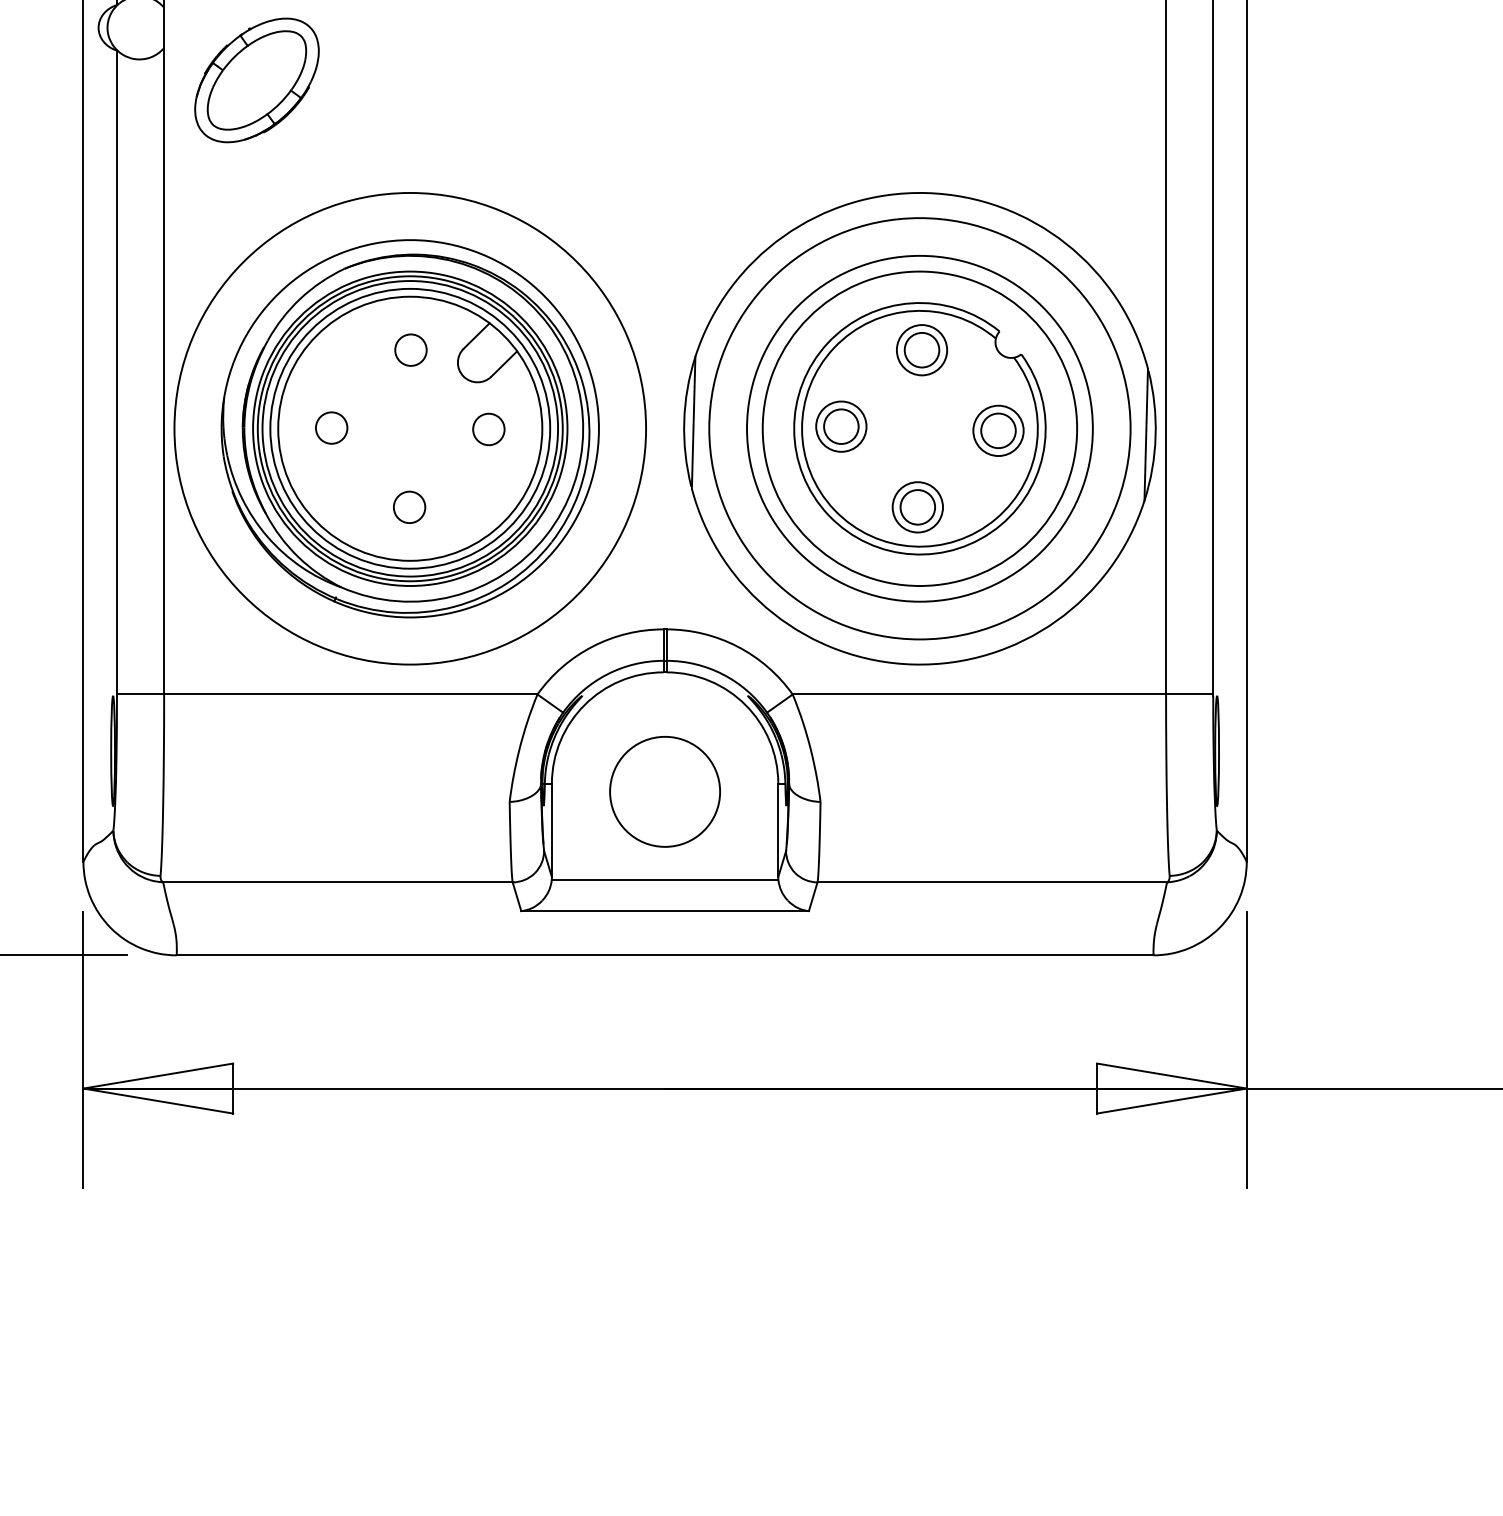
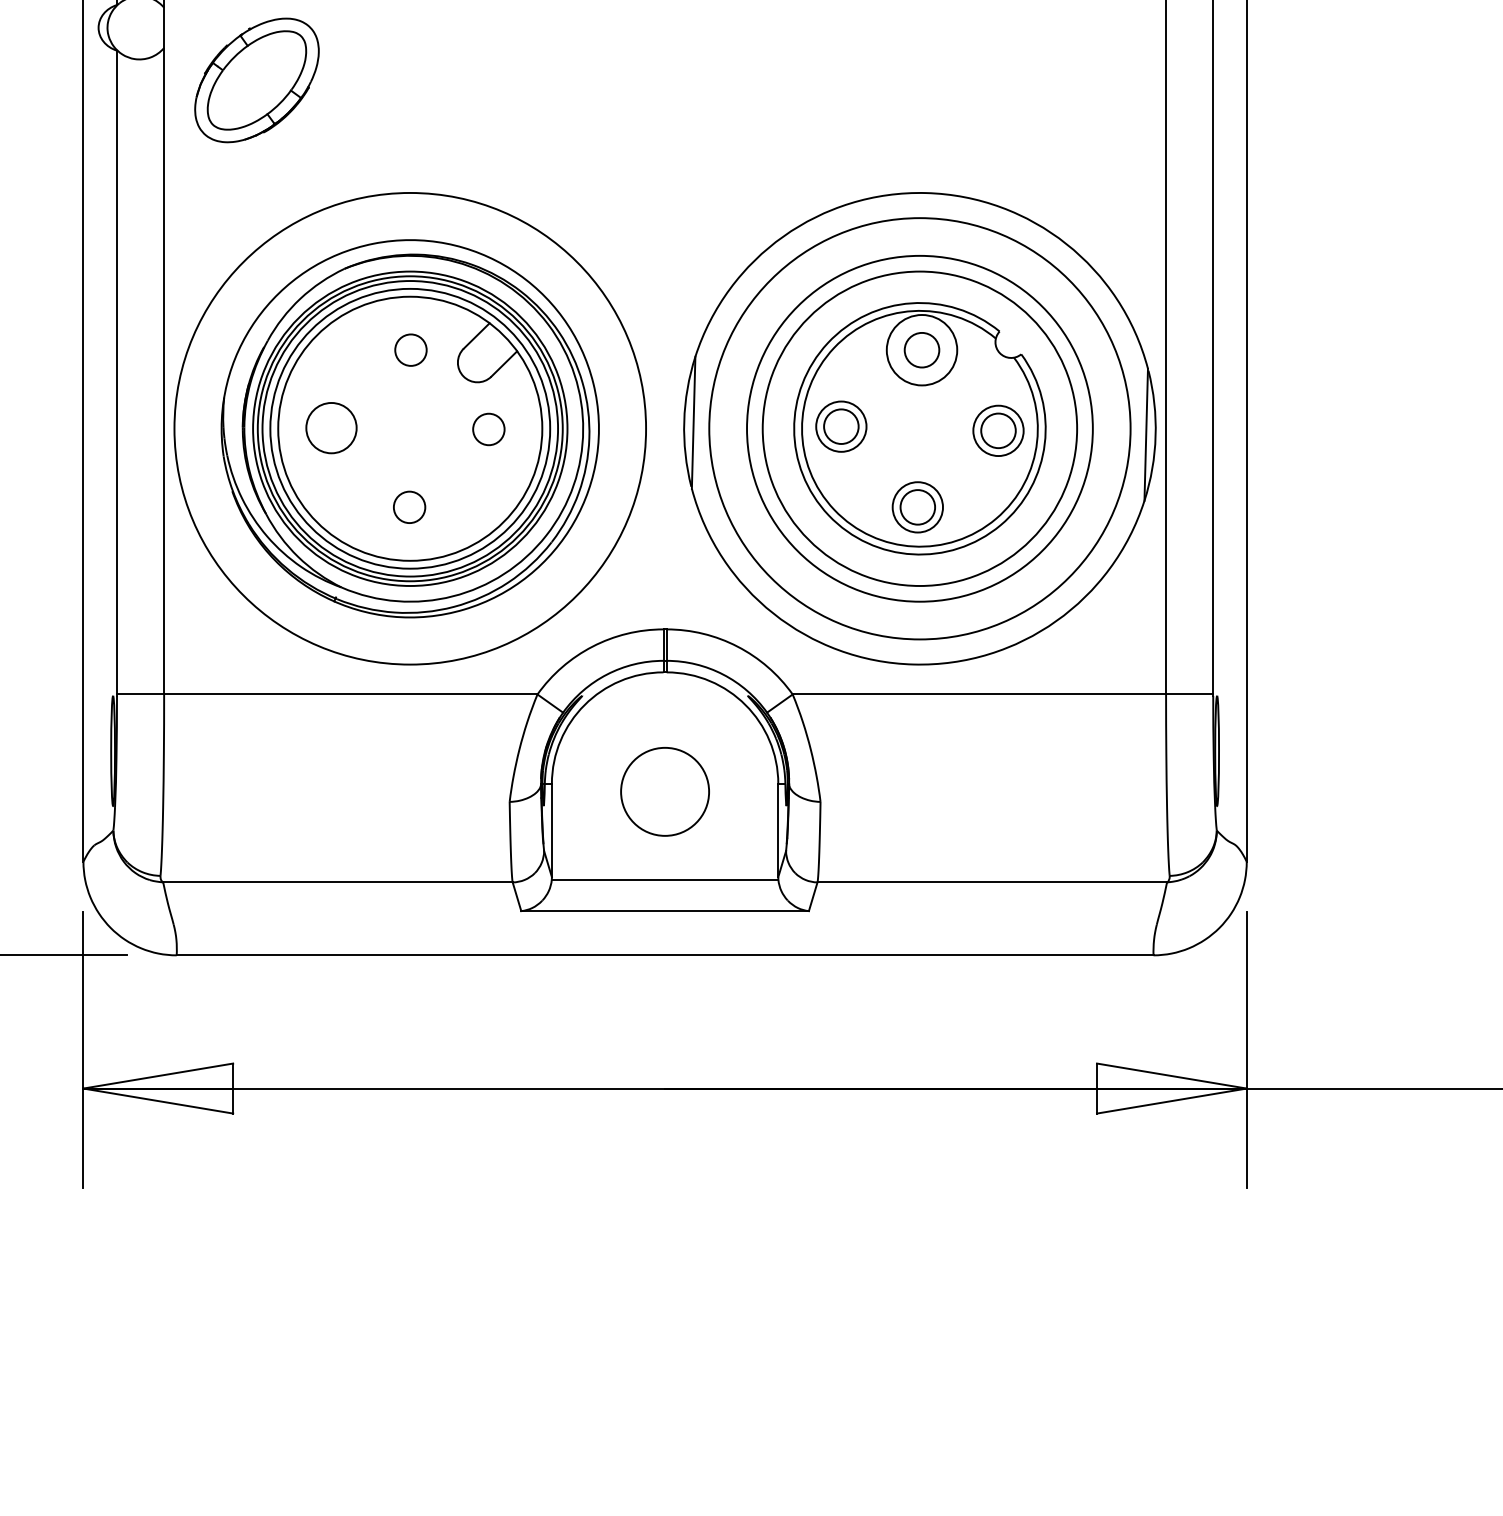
circle diameter: 50 px -> 70 px (921, 350)
circle size: 34x34 px -> 53x53 px (331, 428)
circle diameter: 110 px -> 88 px (665, 791)
